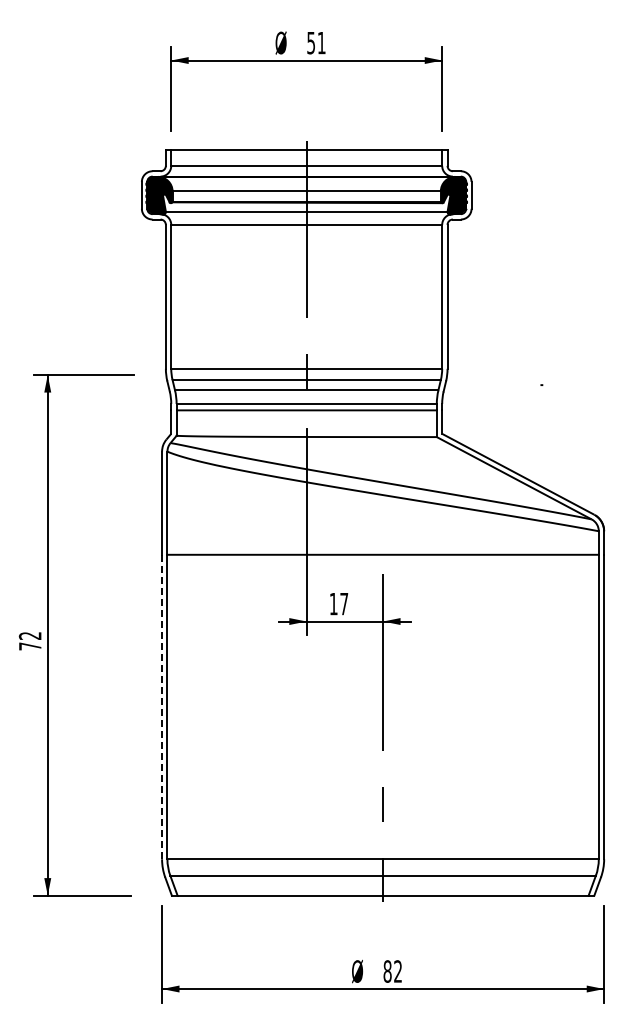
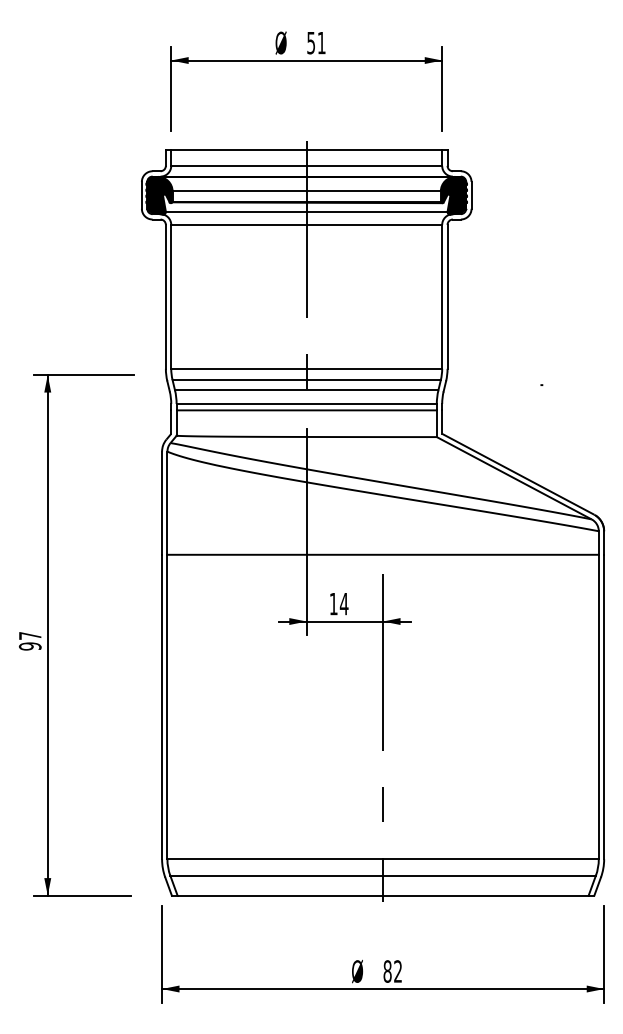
text: 17 -> 14 (343, 604)
text: 72 -> 97 (29, 641)
line: dashed -> solid (162, 706)
